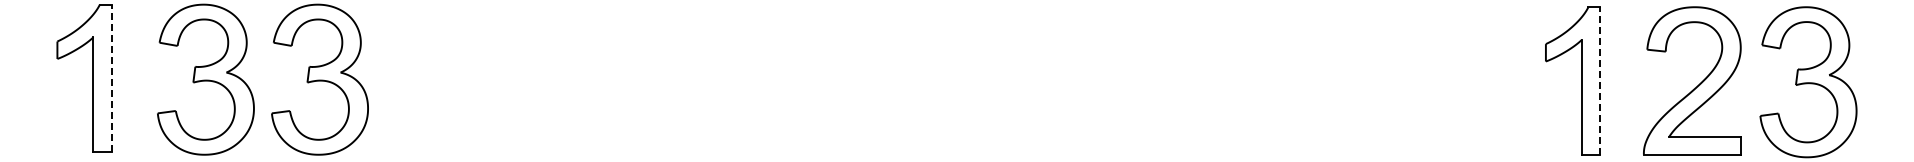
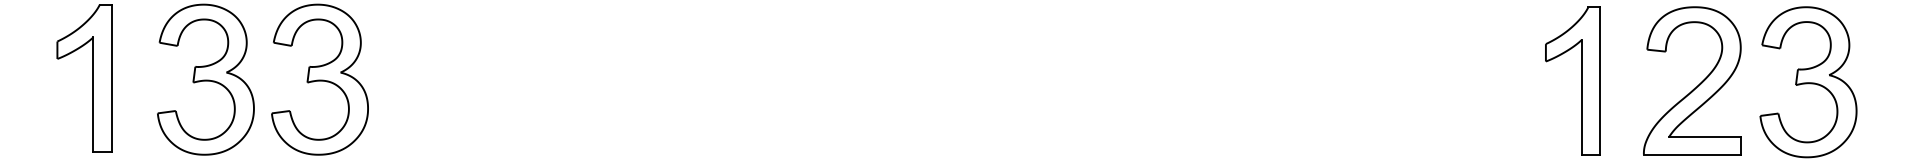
line: dashed -> solid (111, 78)
line: dashed -> solid (1600, 80)
